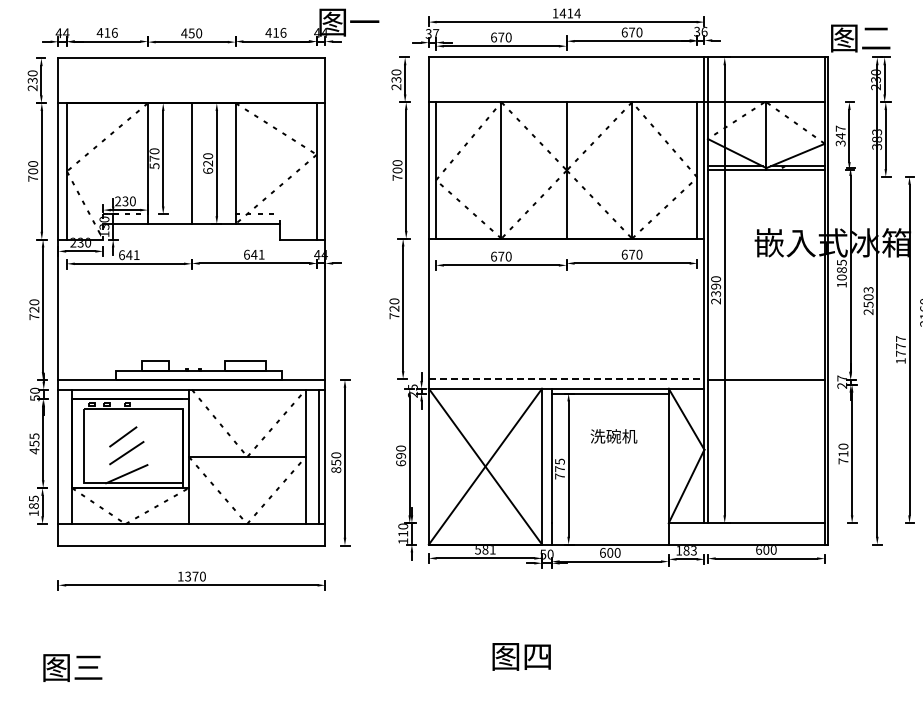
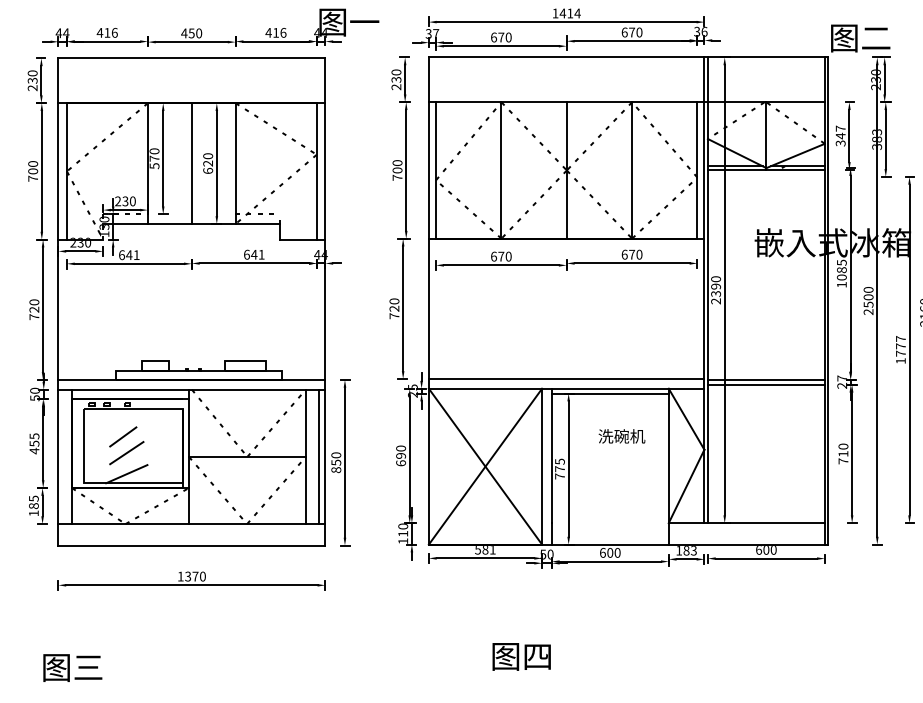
text: 2503 -> 2500 (868, 289)
line: dashed -> solid (566, 378)
line: none -> present (765, 384)
text position: (613, 436) -> (621, 436) (621, 436)
